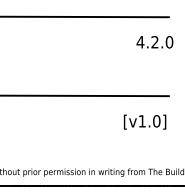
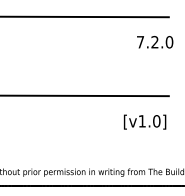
text: 4.2.0 -> 7.2.0 (140, 42)
